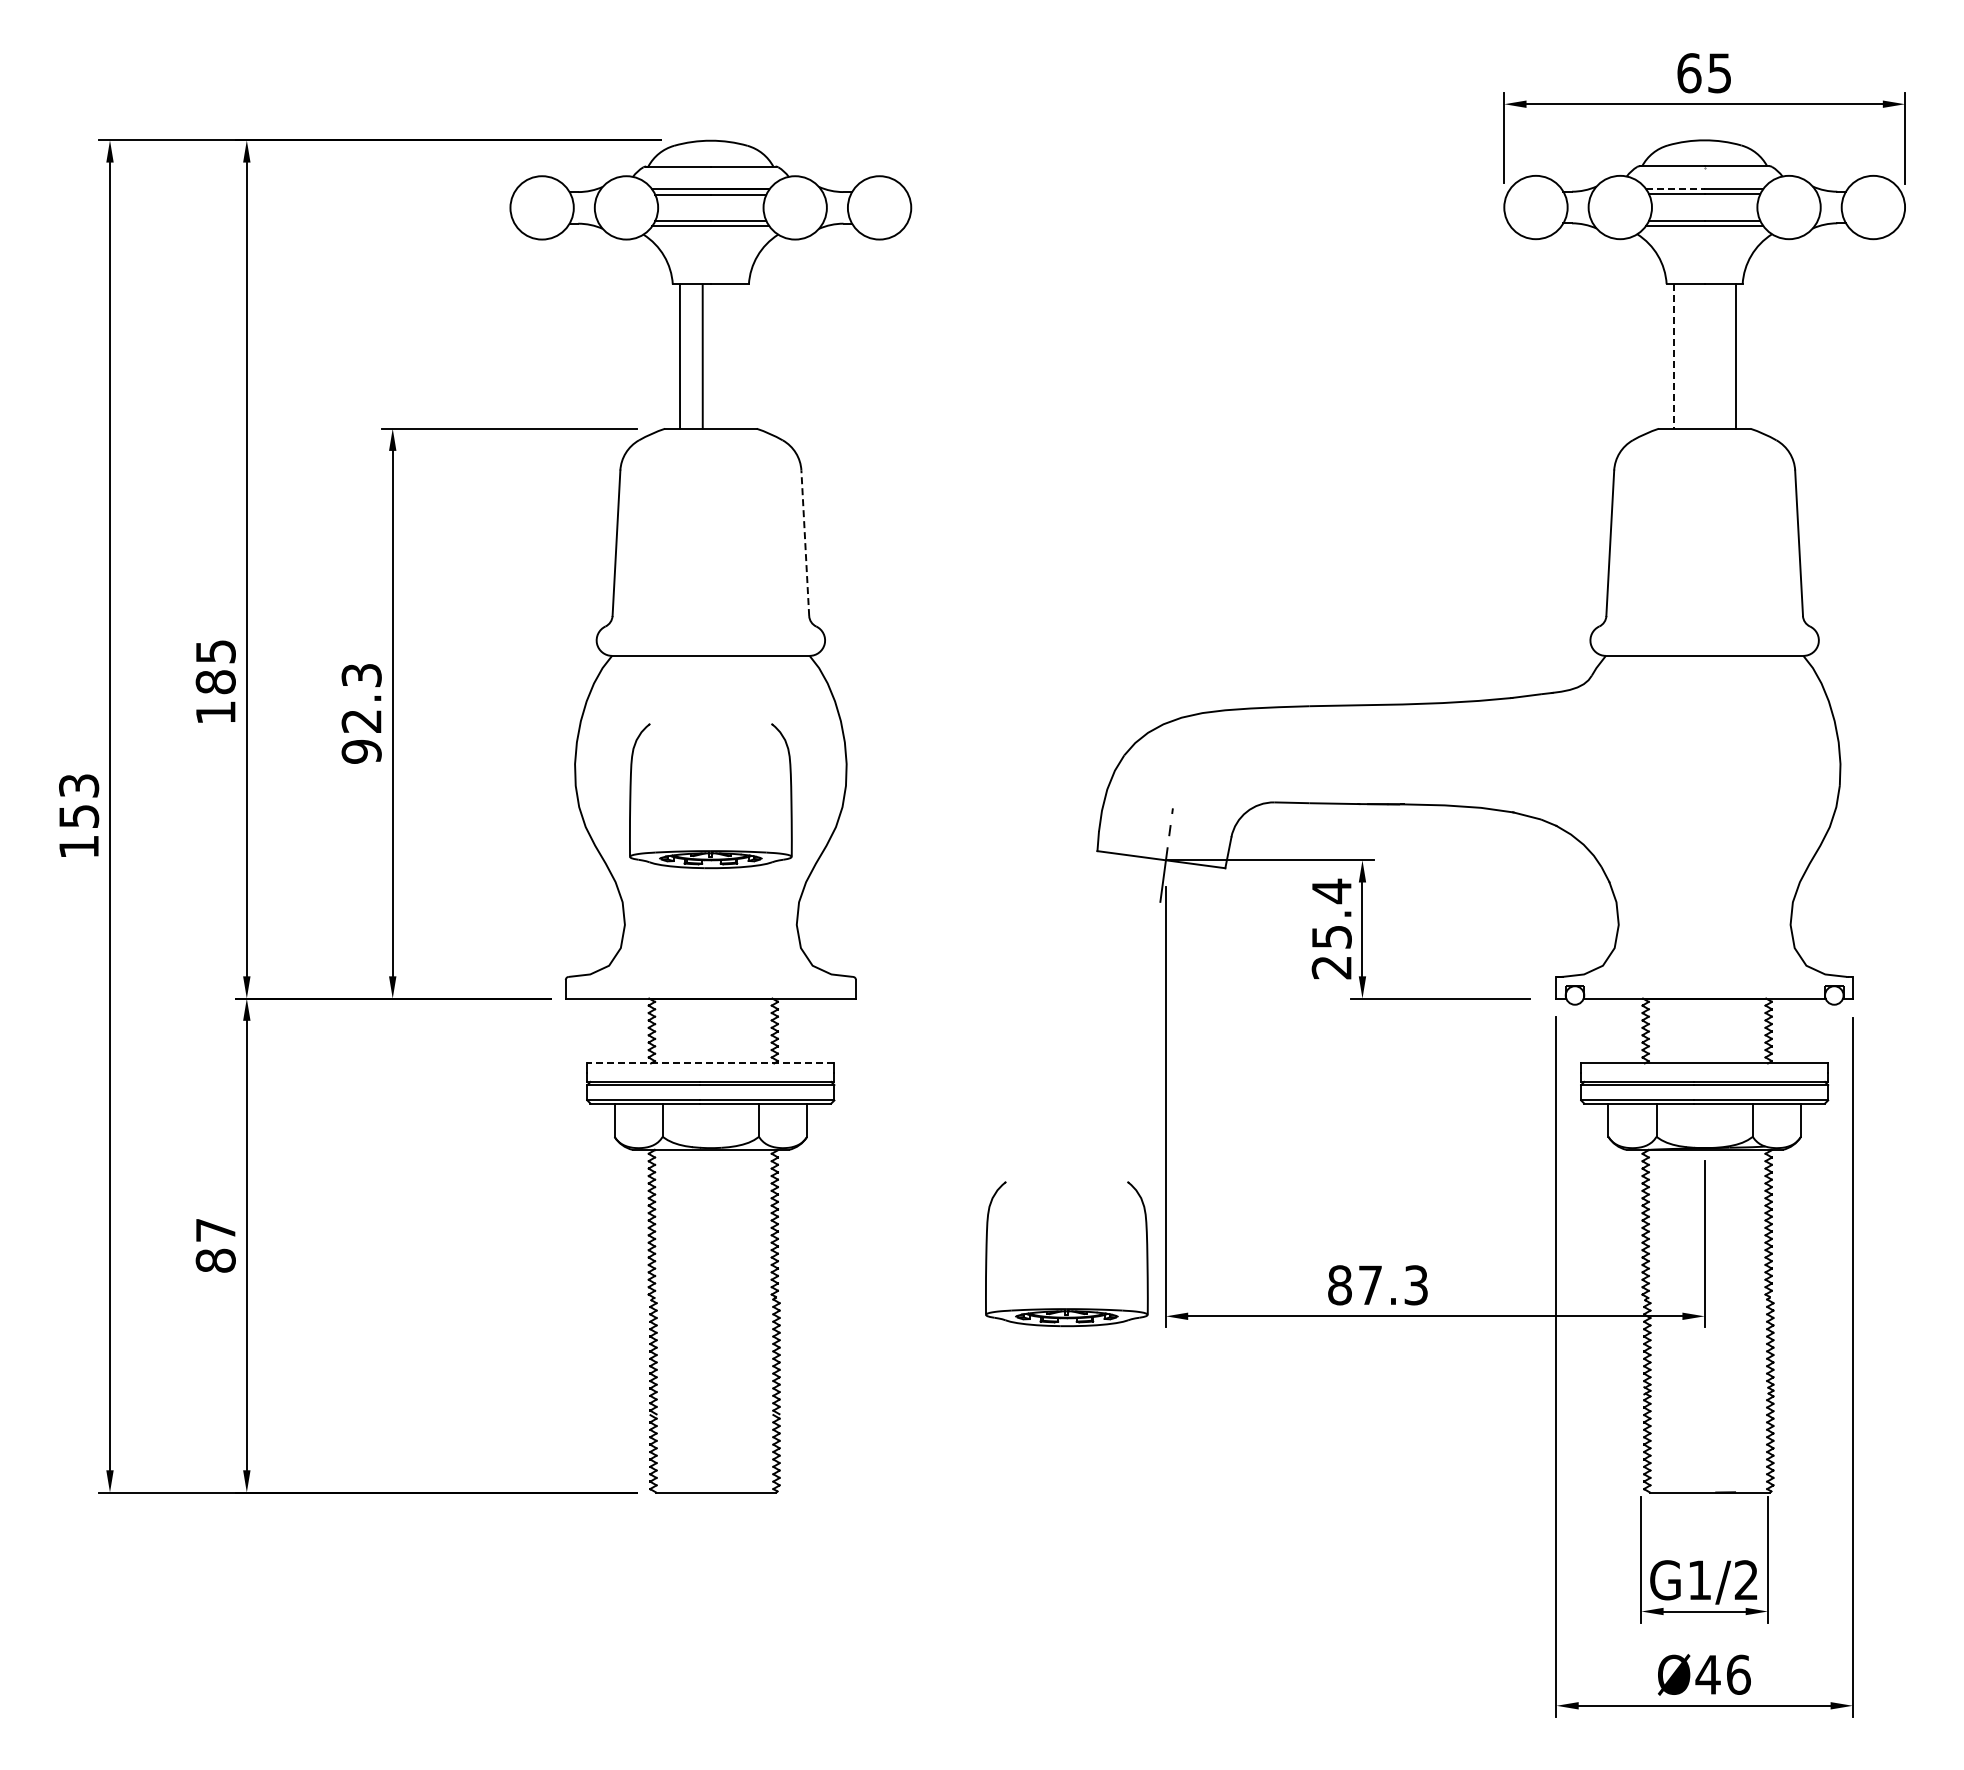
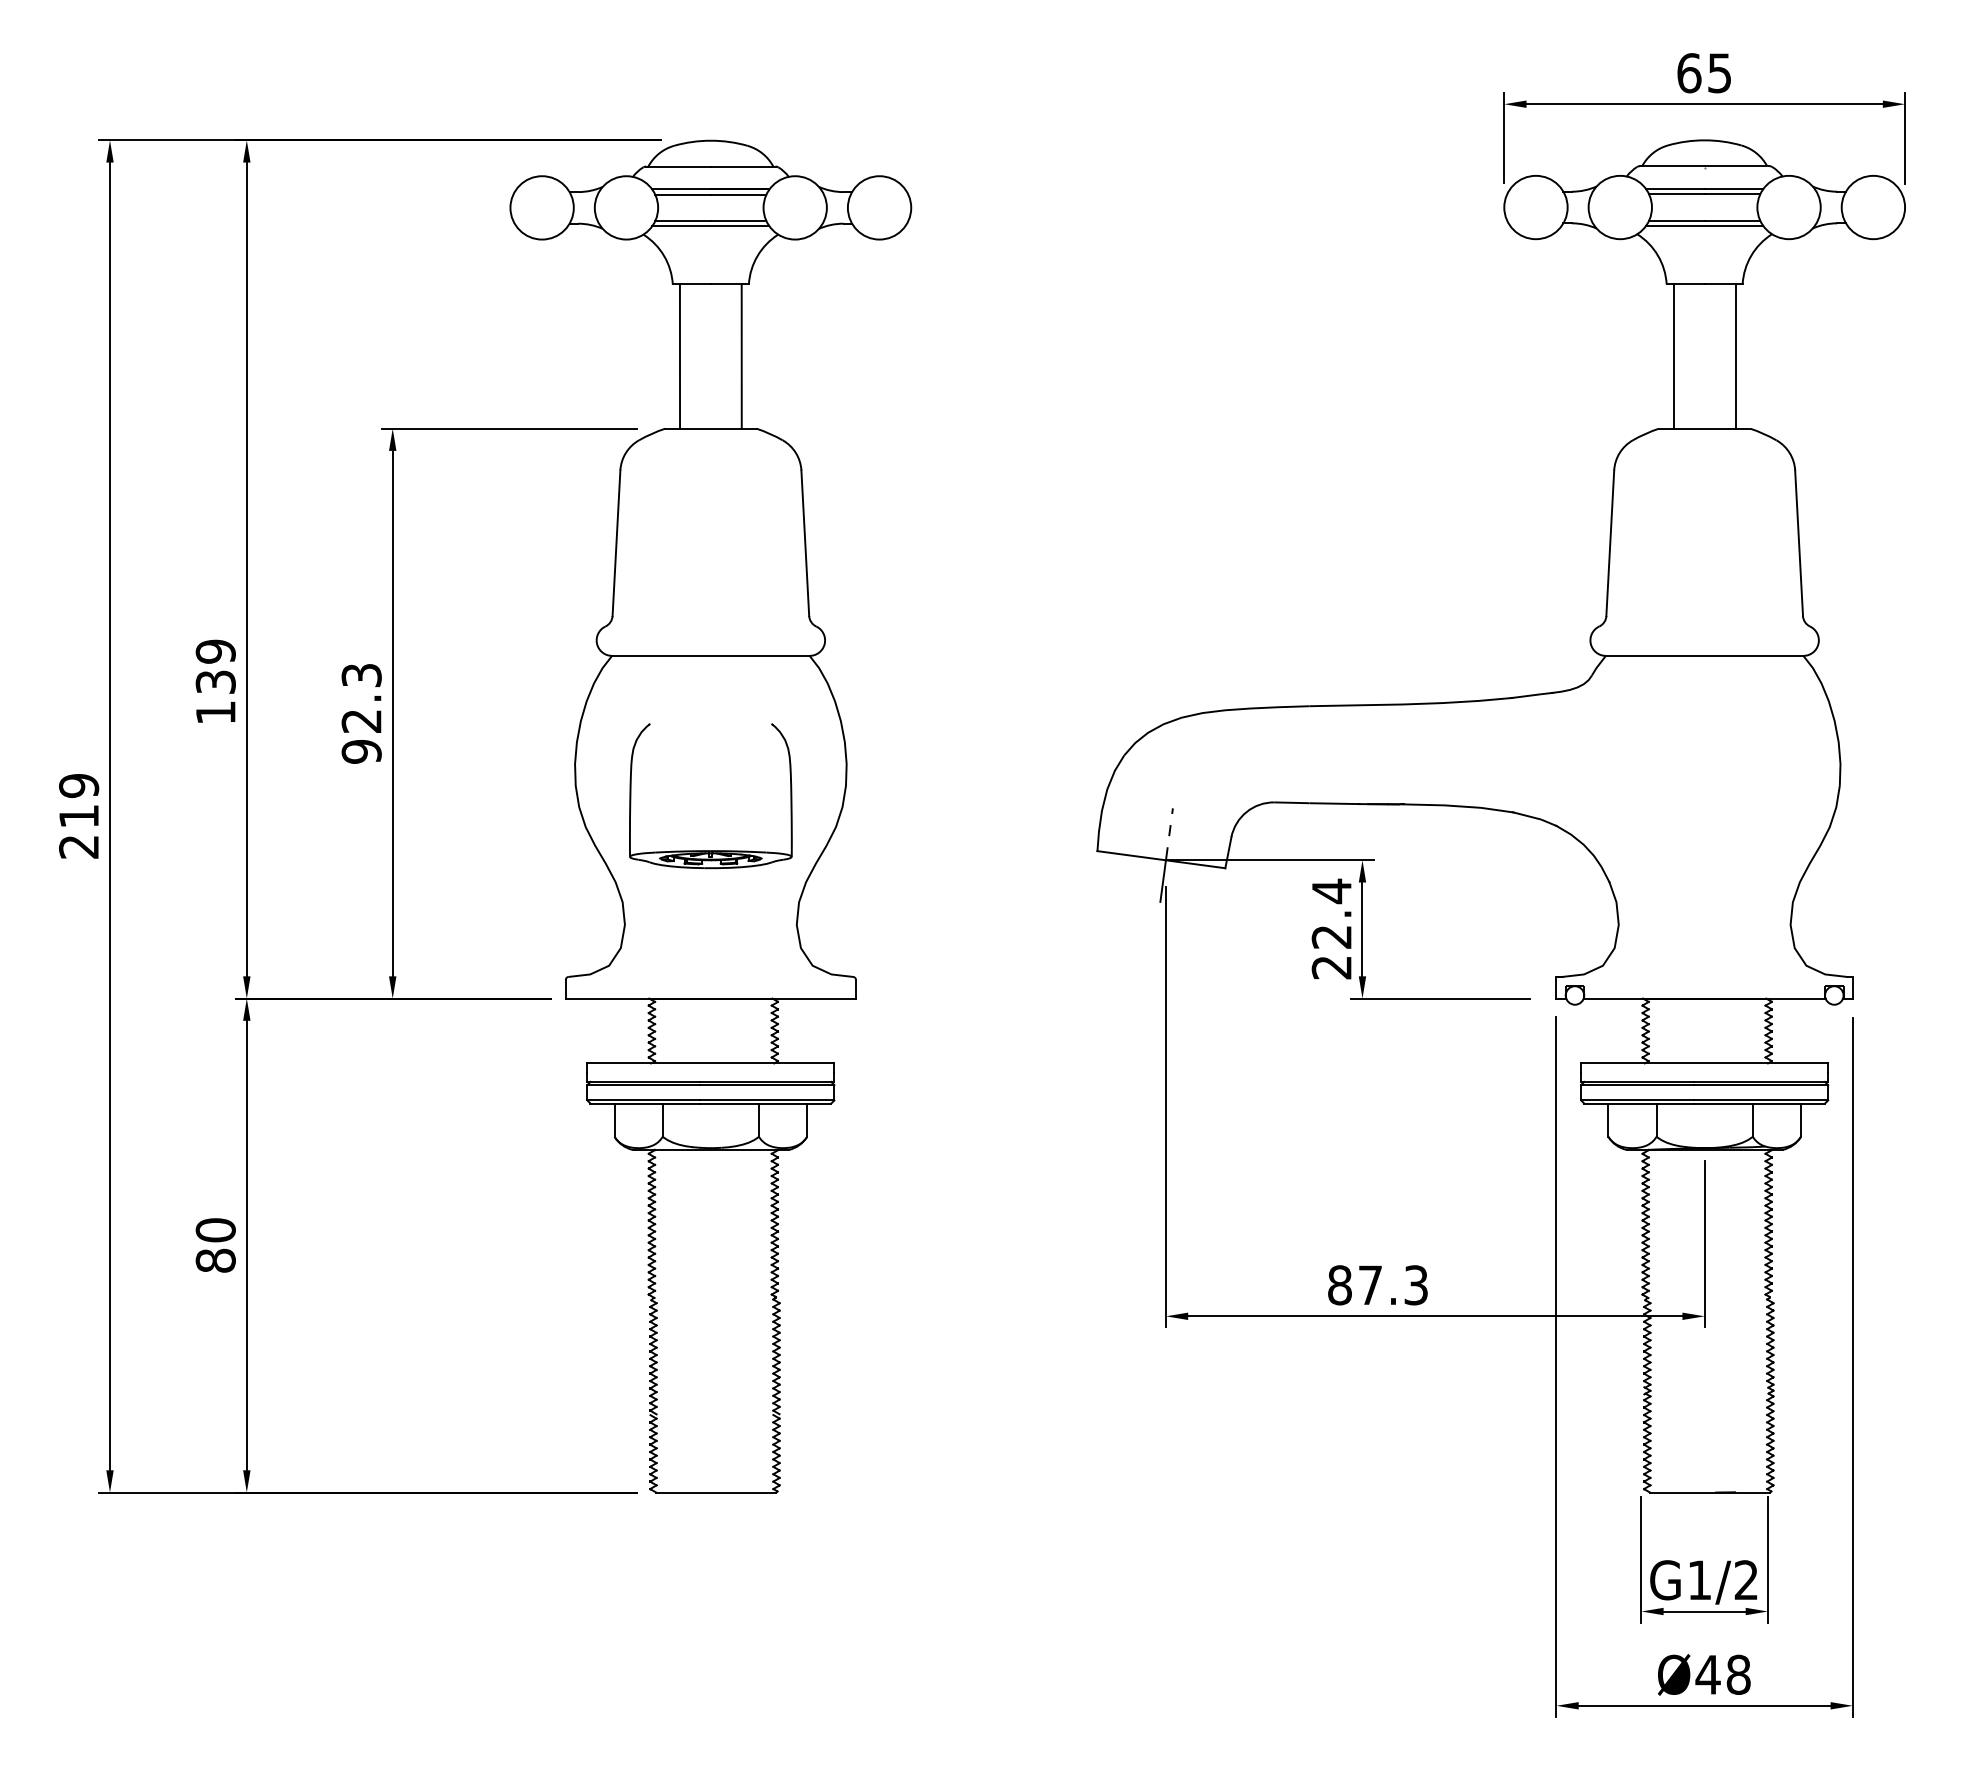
line: dashed -> solid (1675, 189)
line position: (702, 356) -> (741, 356) (741, 356)
line: dashed -> solid (1673, 356)
line: dashed -> solid (805, 543)
text: 185 -> 139 (215, 666)
text: 153 -> 219 (79, 816)
text: 25.4 -> 22.4 (1331, 937)
line: dashed -> solid (710, 1063)
text: 87 -> 80 (215, 1230)
part: present -> none (1066, 1308)
text: Ø46 -> Ø48 (1738, 1674)
